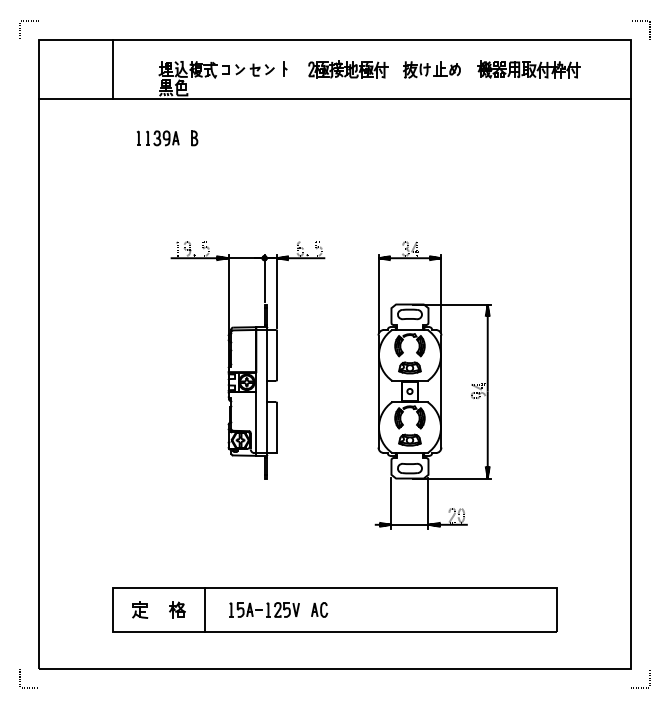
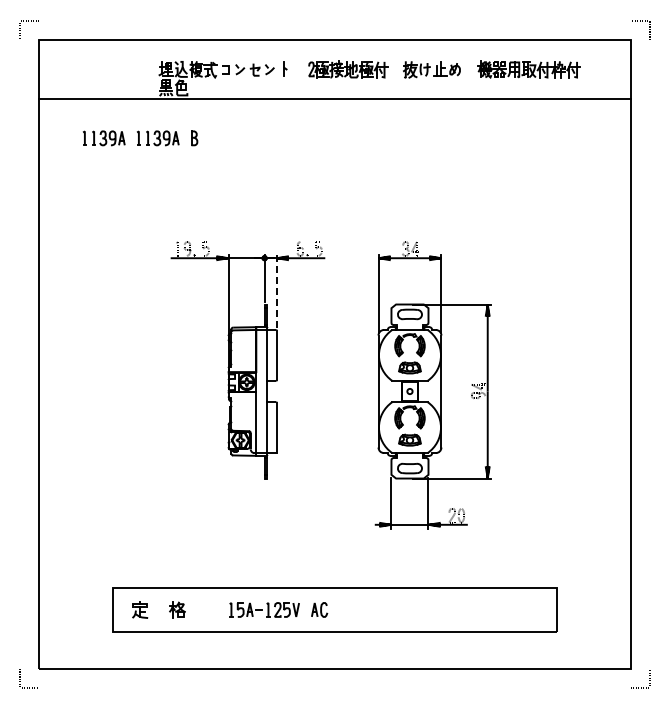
line: present -> none (112, 69)
part: none -> present (103, 138)
line: solid -> dashed (276, 291)
line: present -> none (205, 609)
